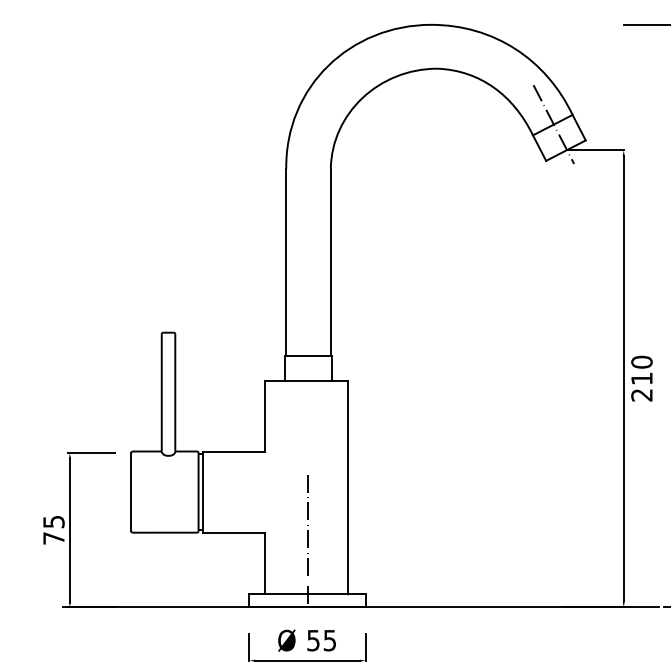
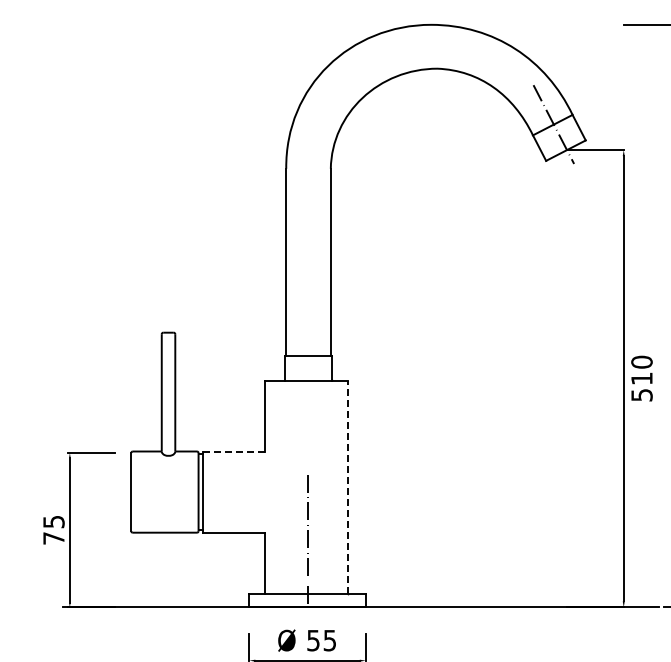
text: 210 -> 510 (641, 395)
line: solid -> dashed (233, 451)
line: solid -> dashed (348, 486)
